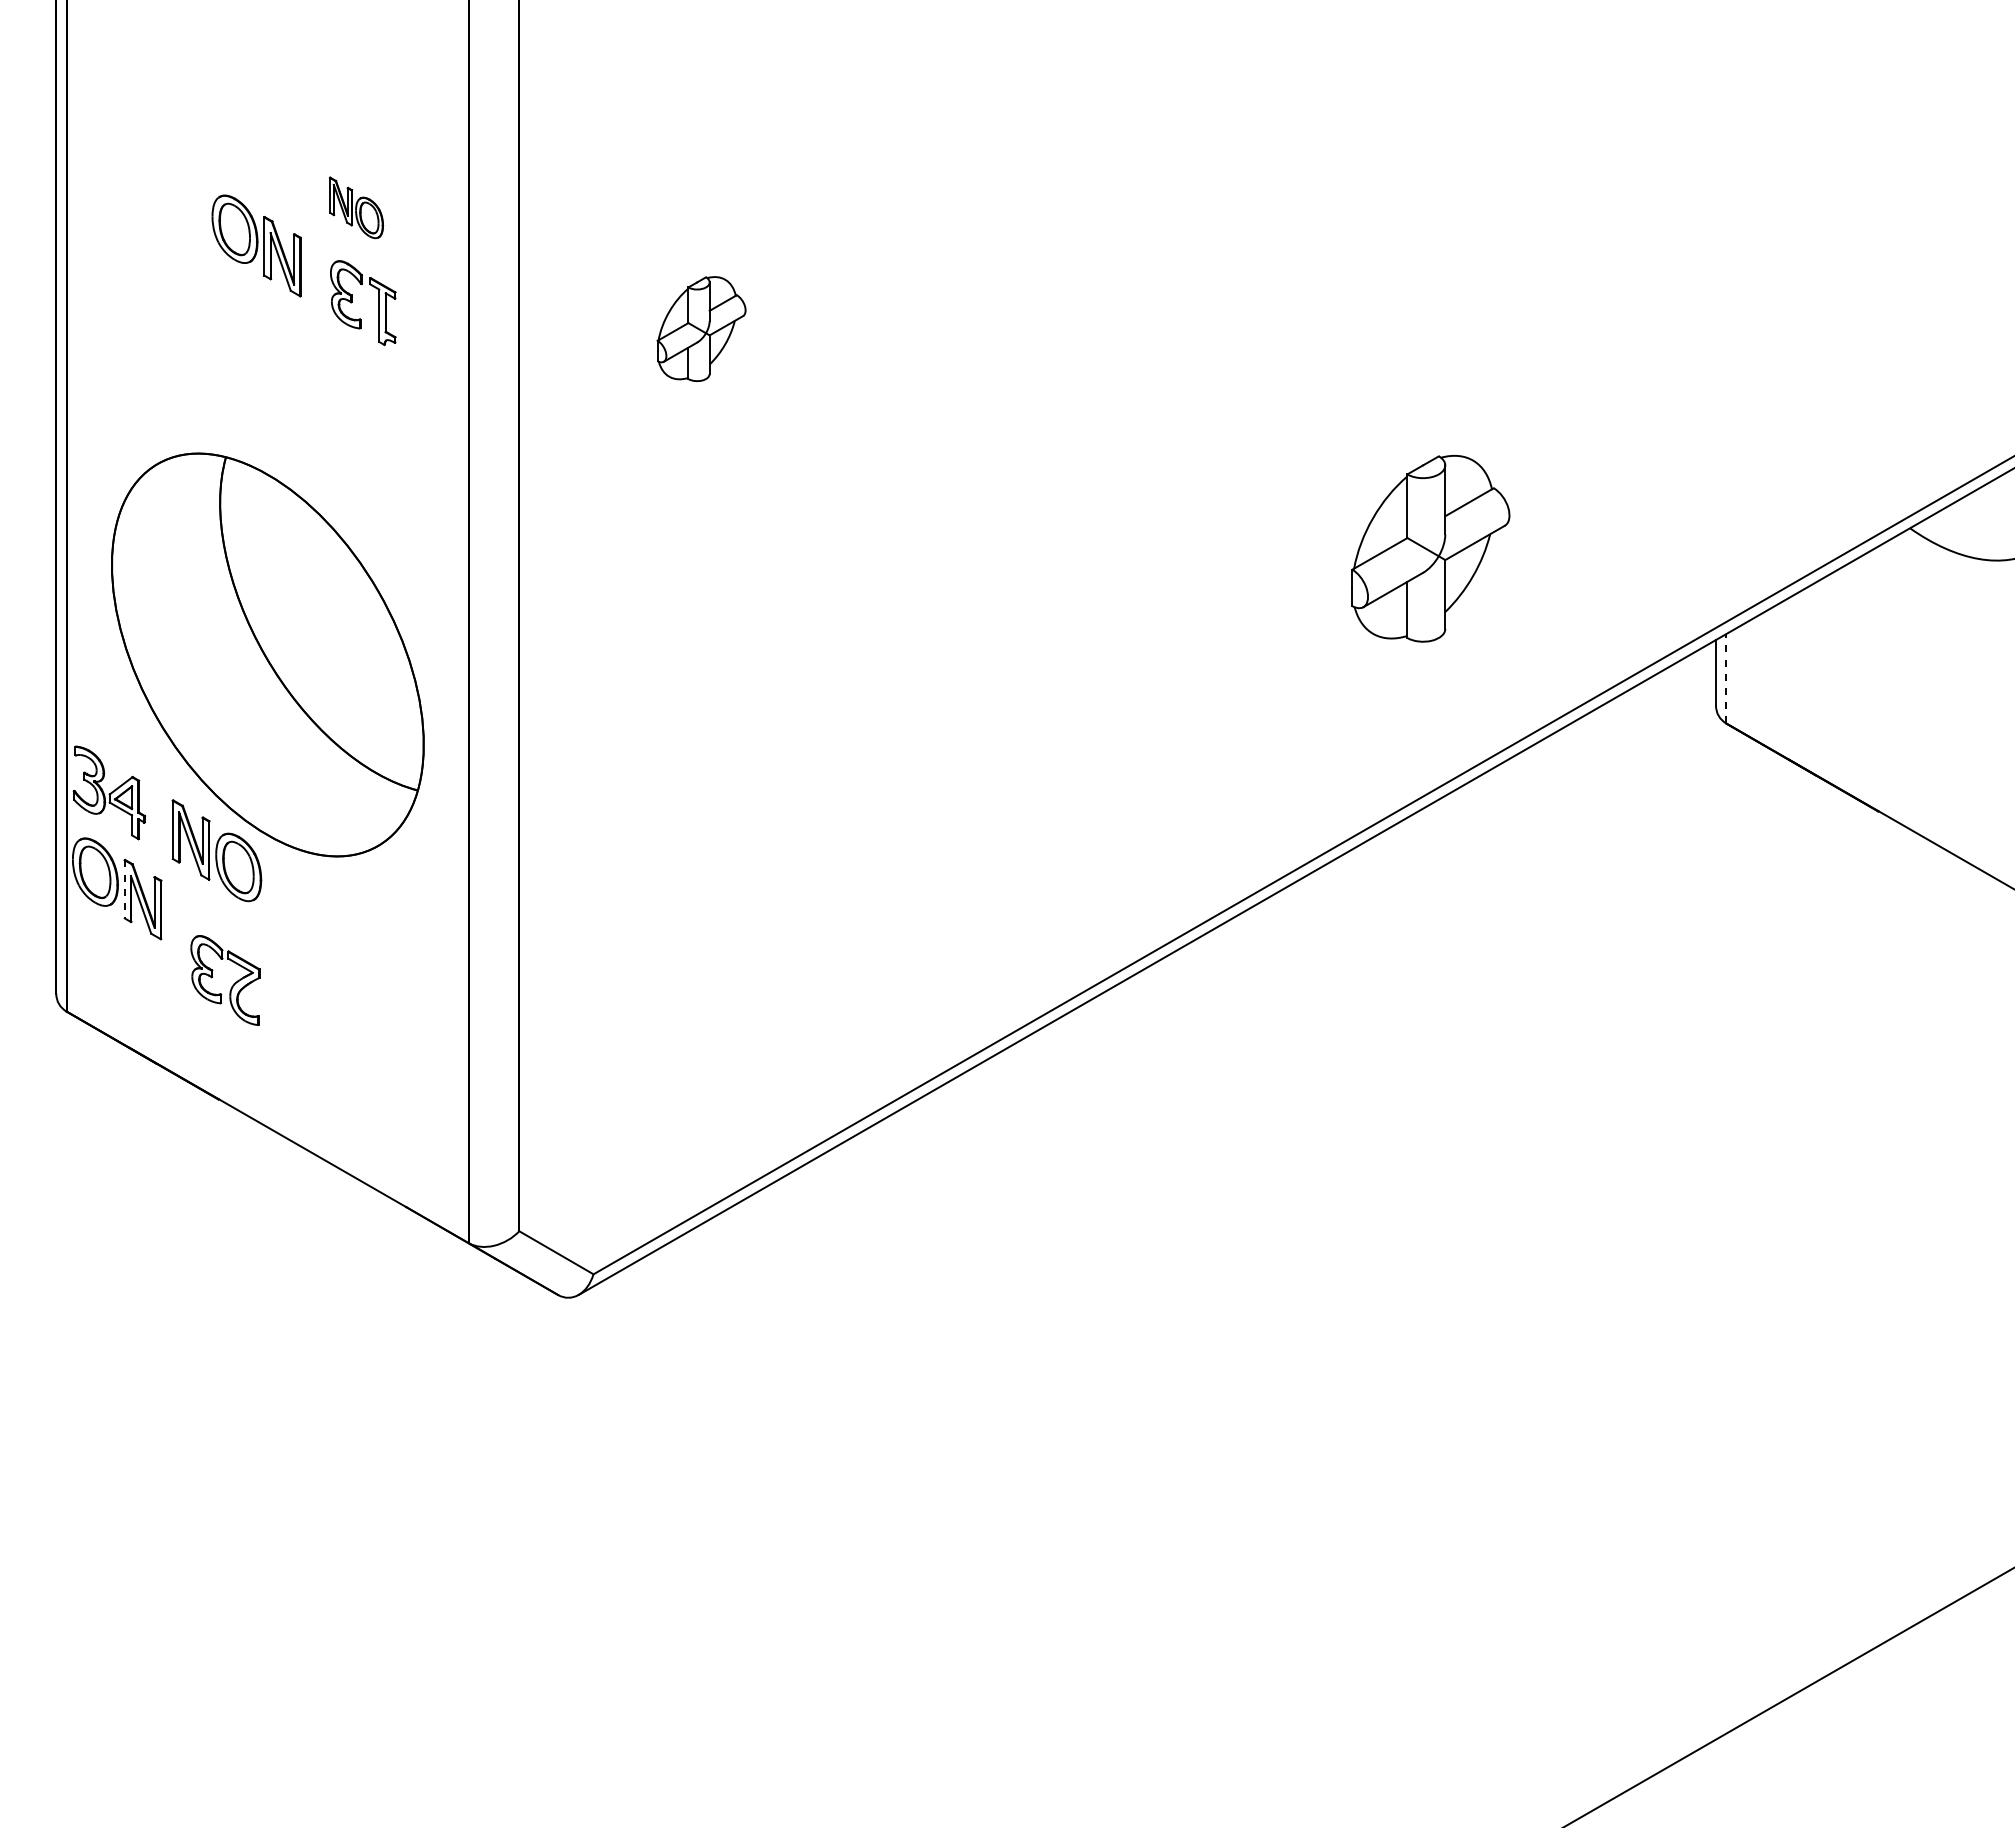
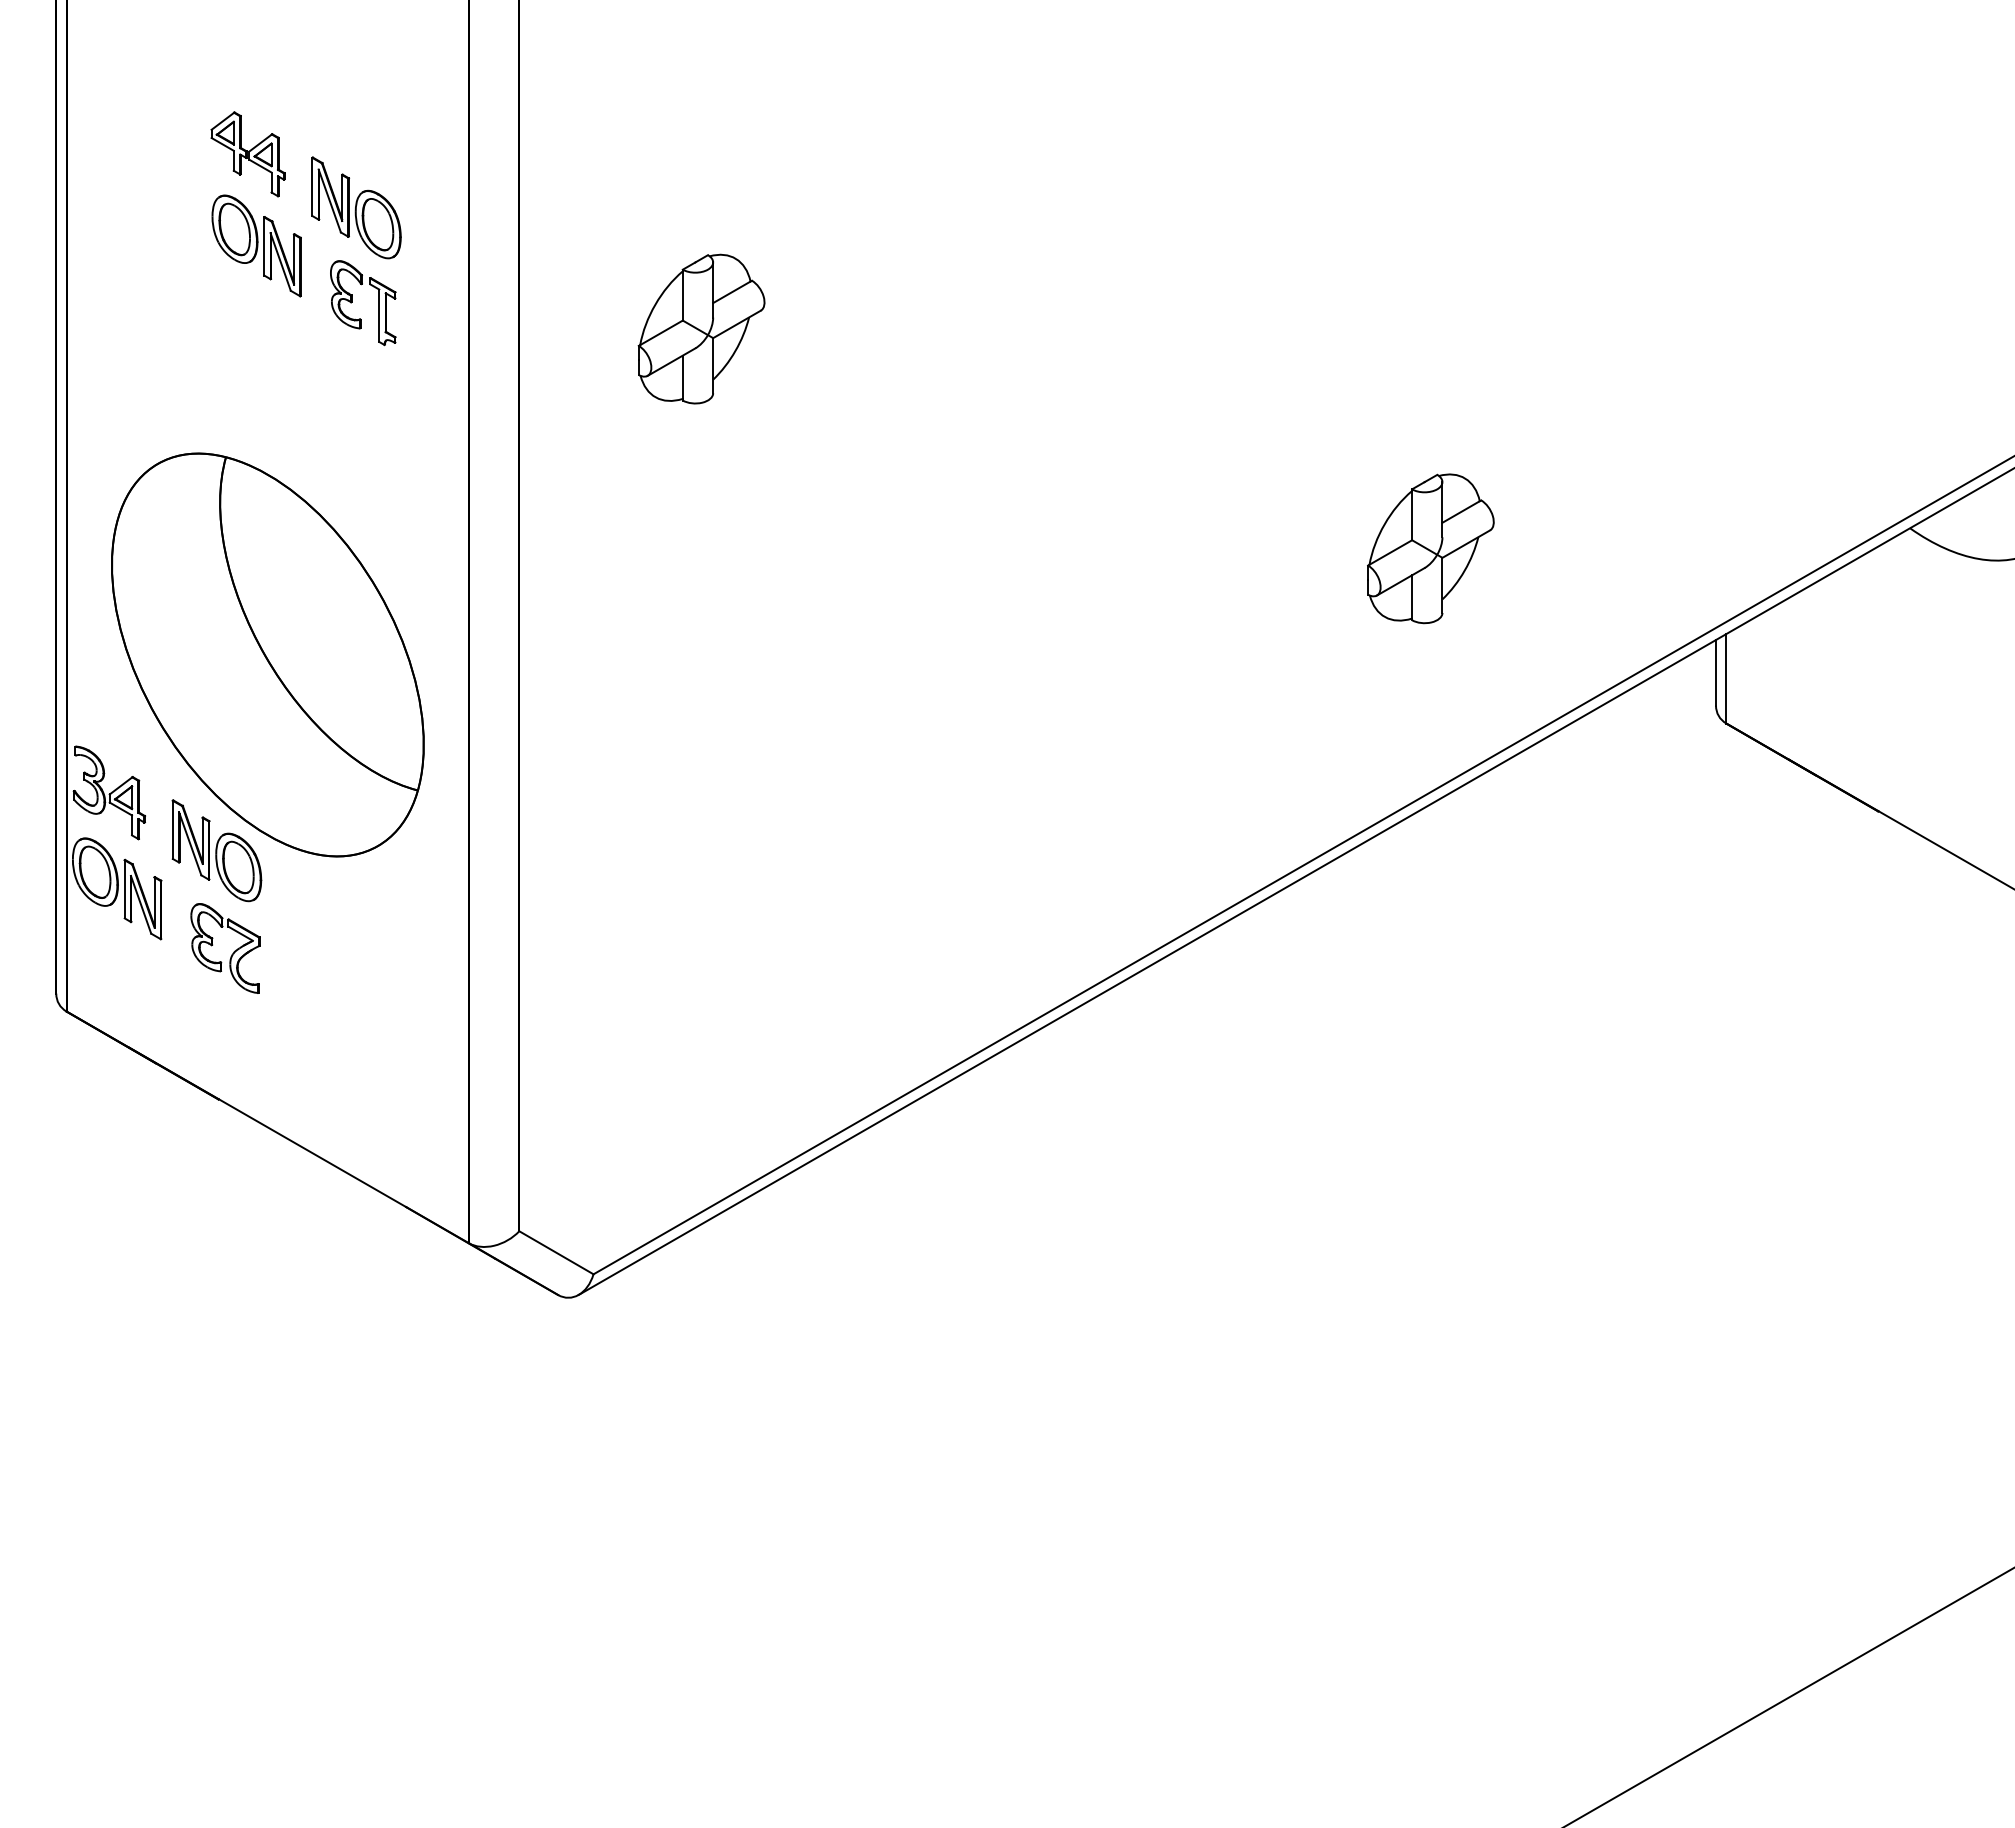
part: none -> present (247, 154)
part size: 56x64 px -> 91x104 px (356, 207)
part size: 91x107 px -> 129x152 px (701, 328)
part size: 160x188 px -> 128x152 px (1430, 548)
line: dashed -> solid (1726, 678)
line: dashed -> solid (124, 889)
part position: (231, 986) -> (231, 954) (231, 954)
